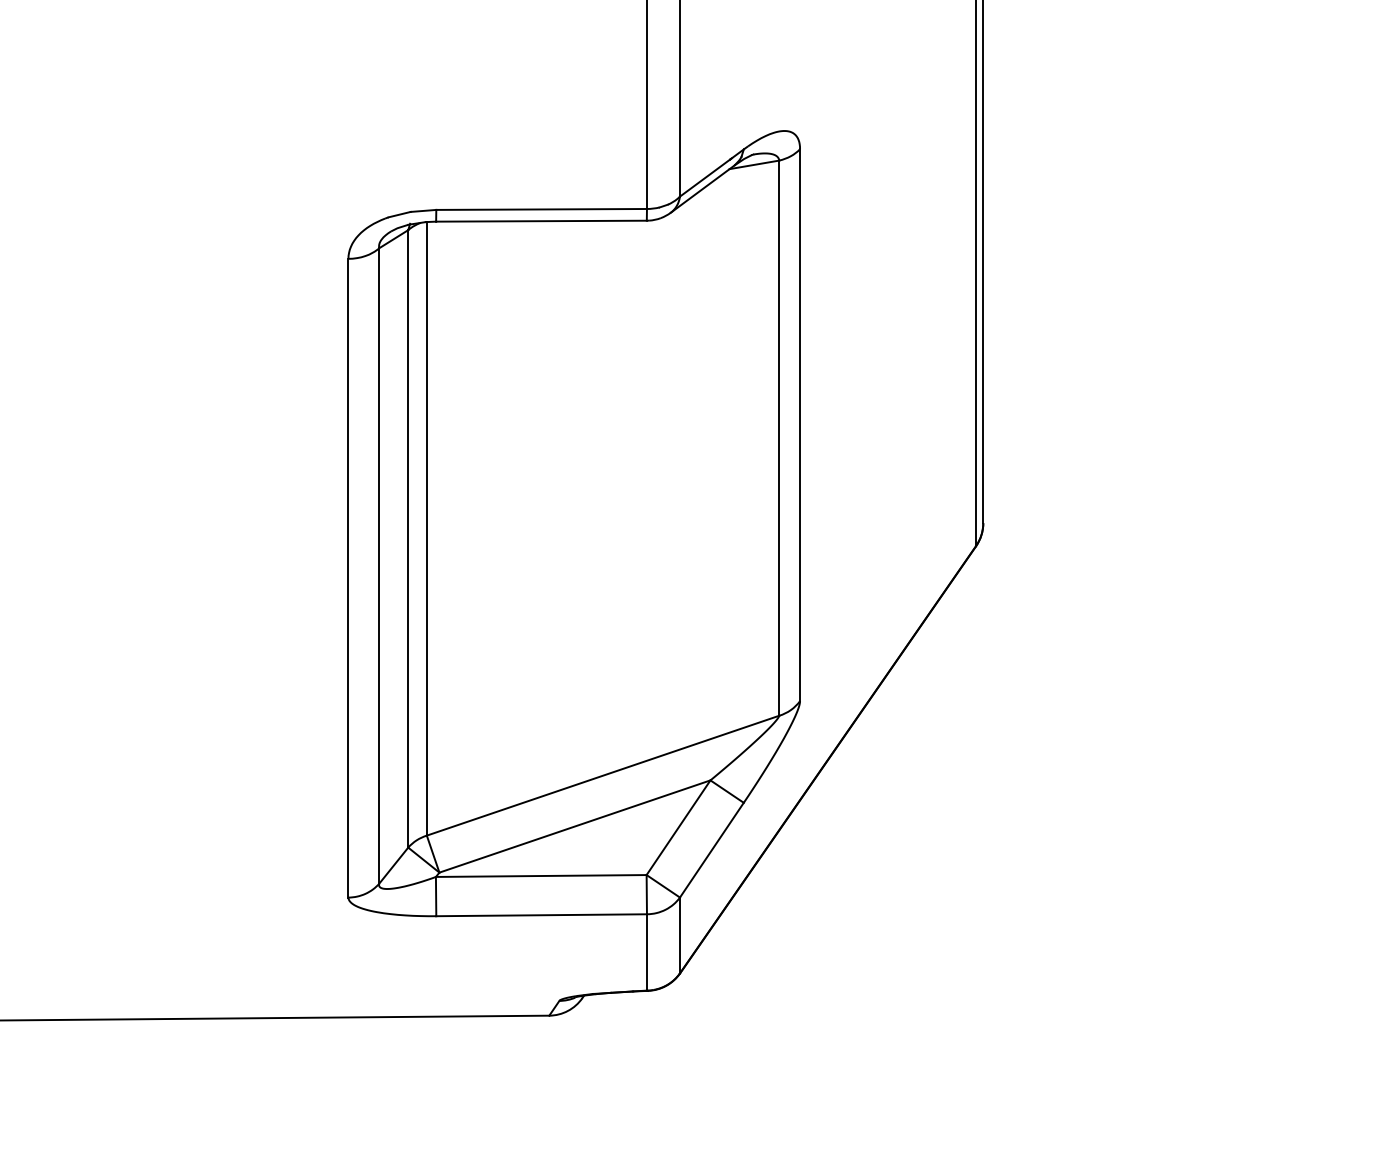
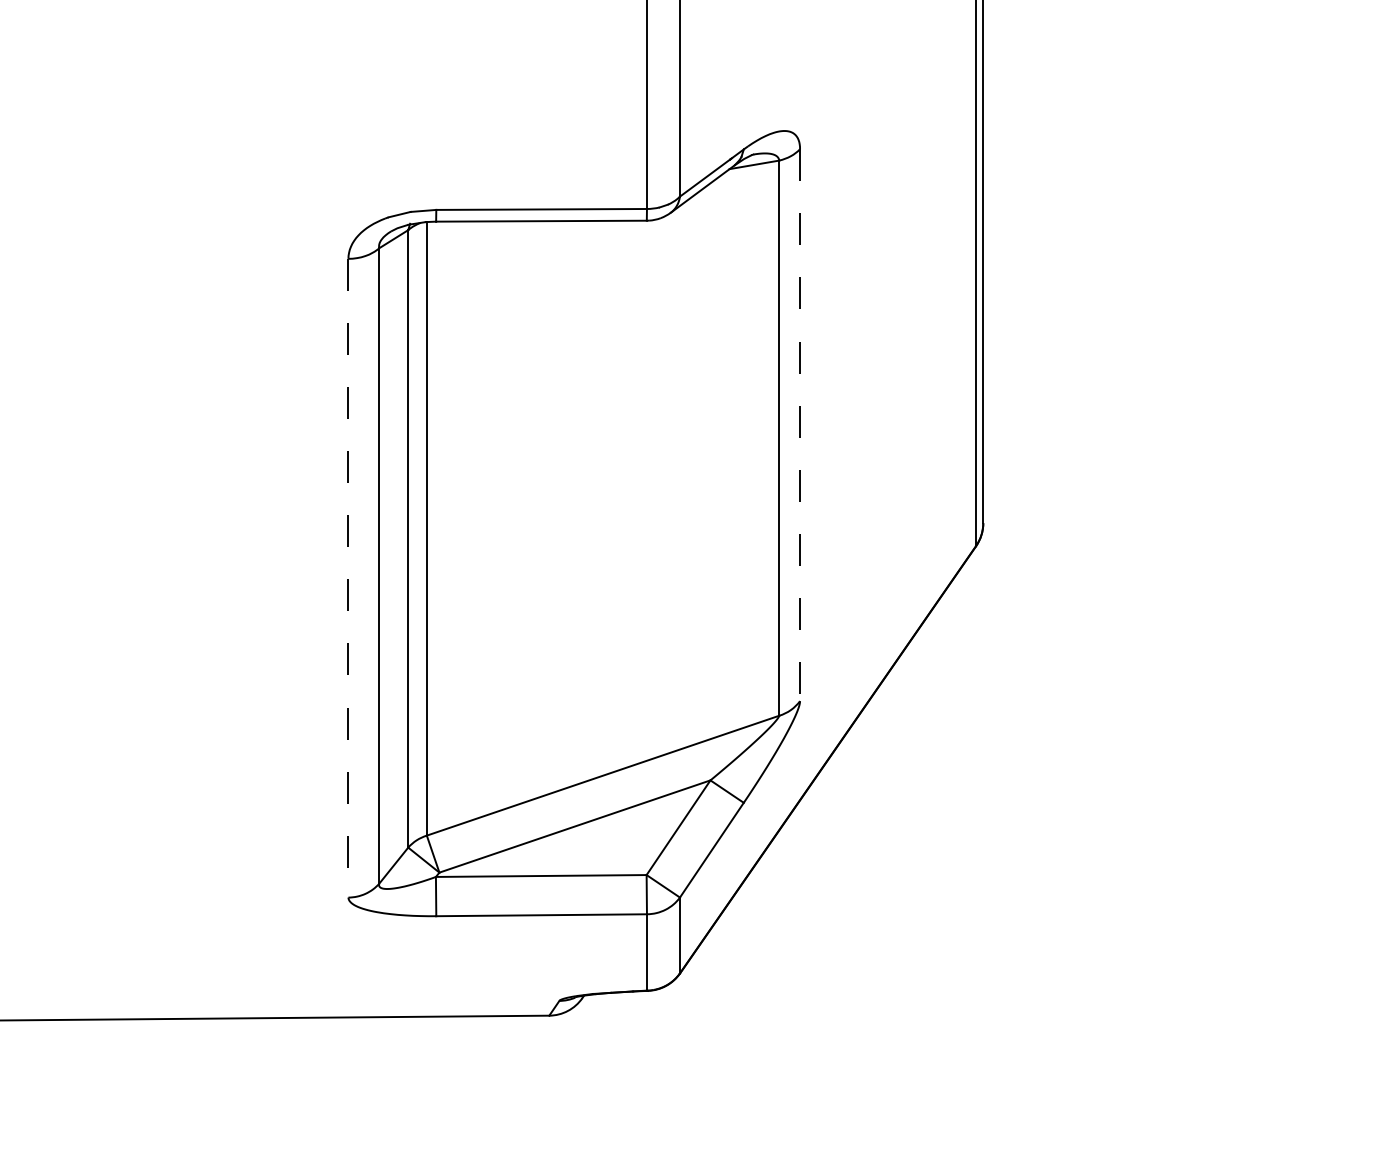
line: solid -> dashed (800, 425)
line: solid -> dashed (348, 578)
